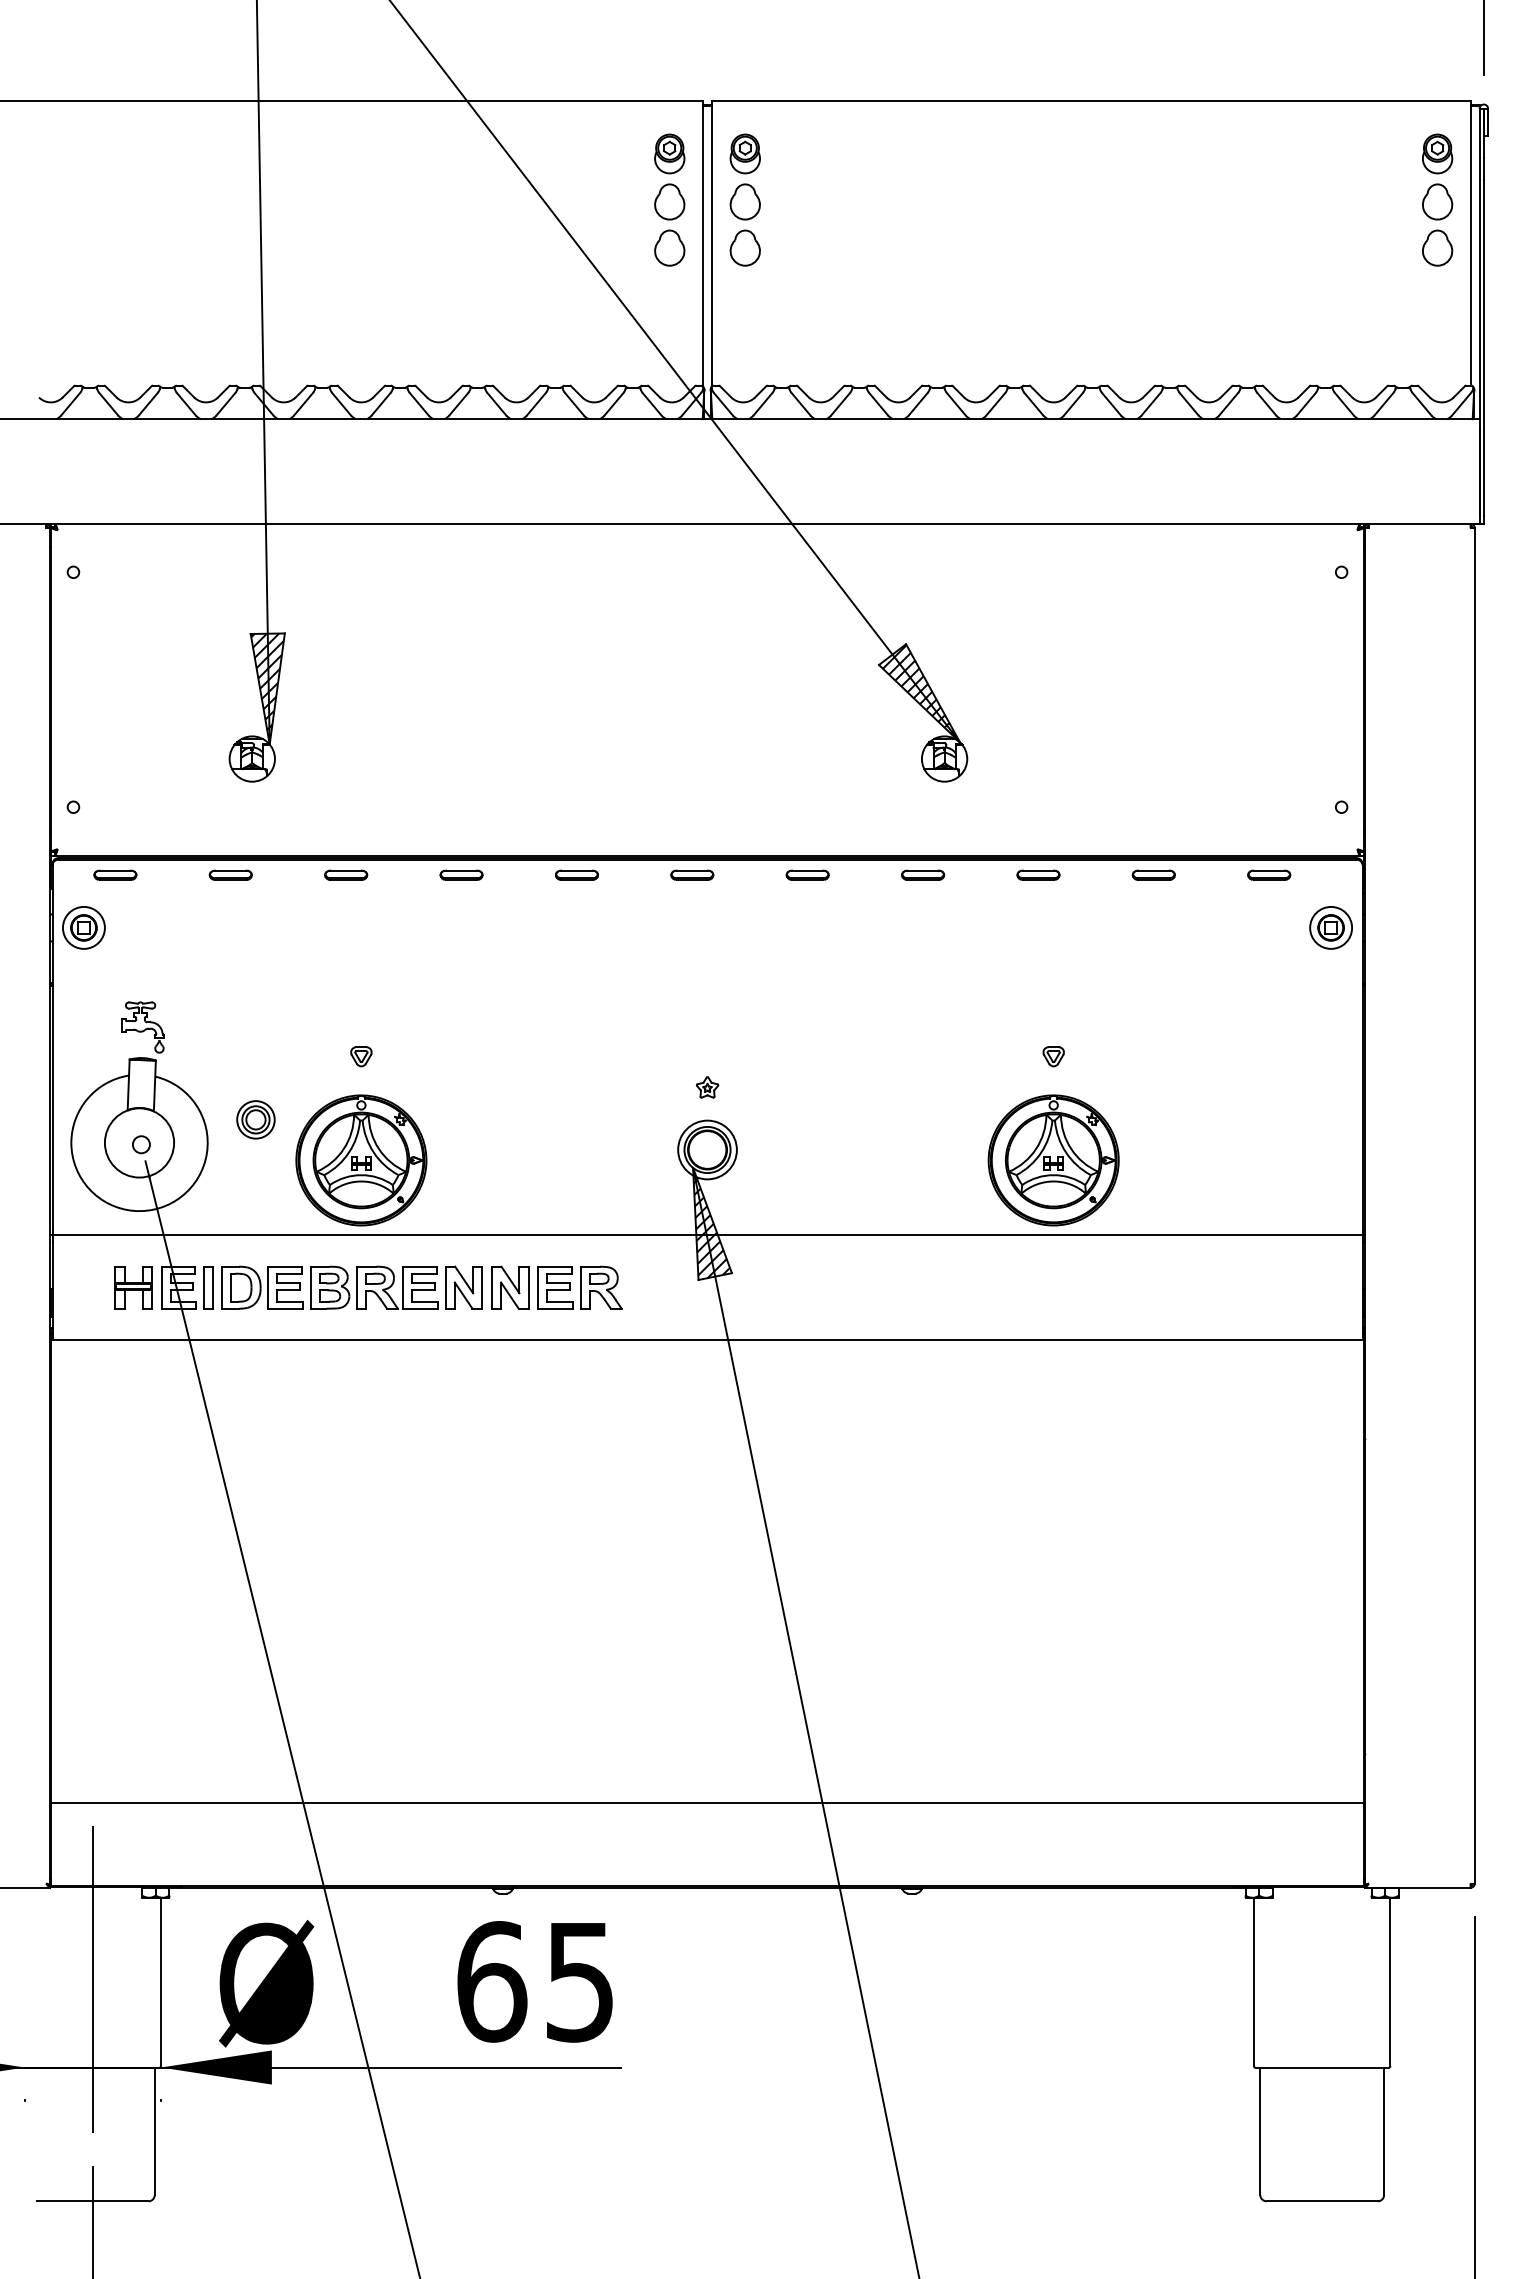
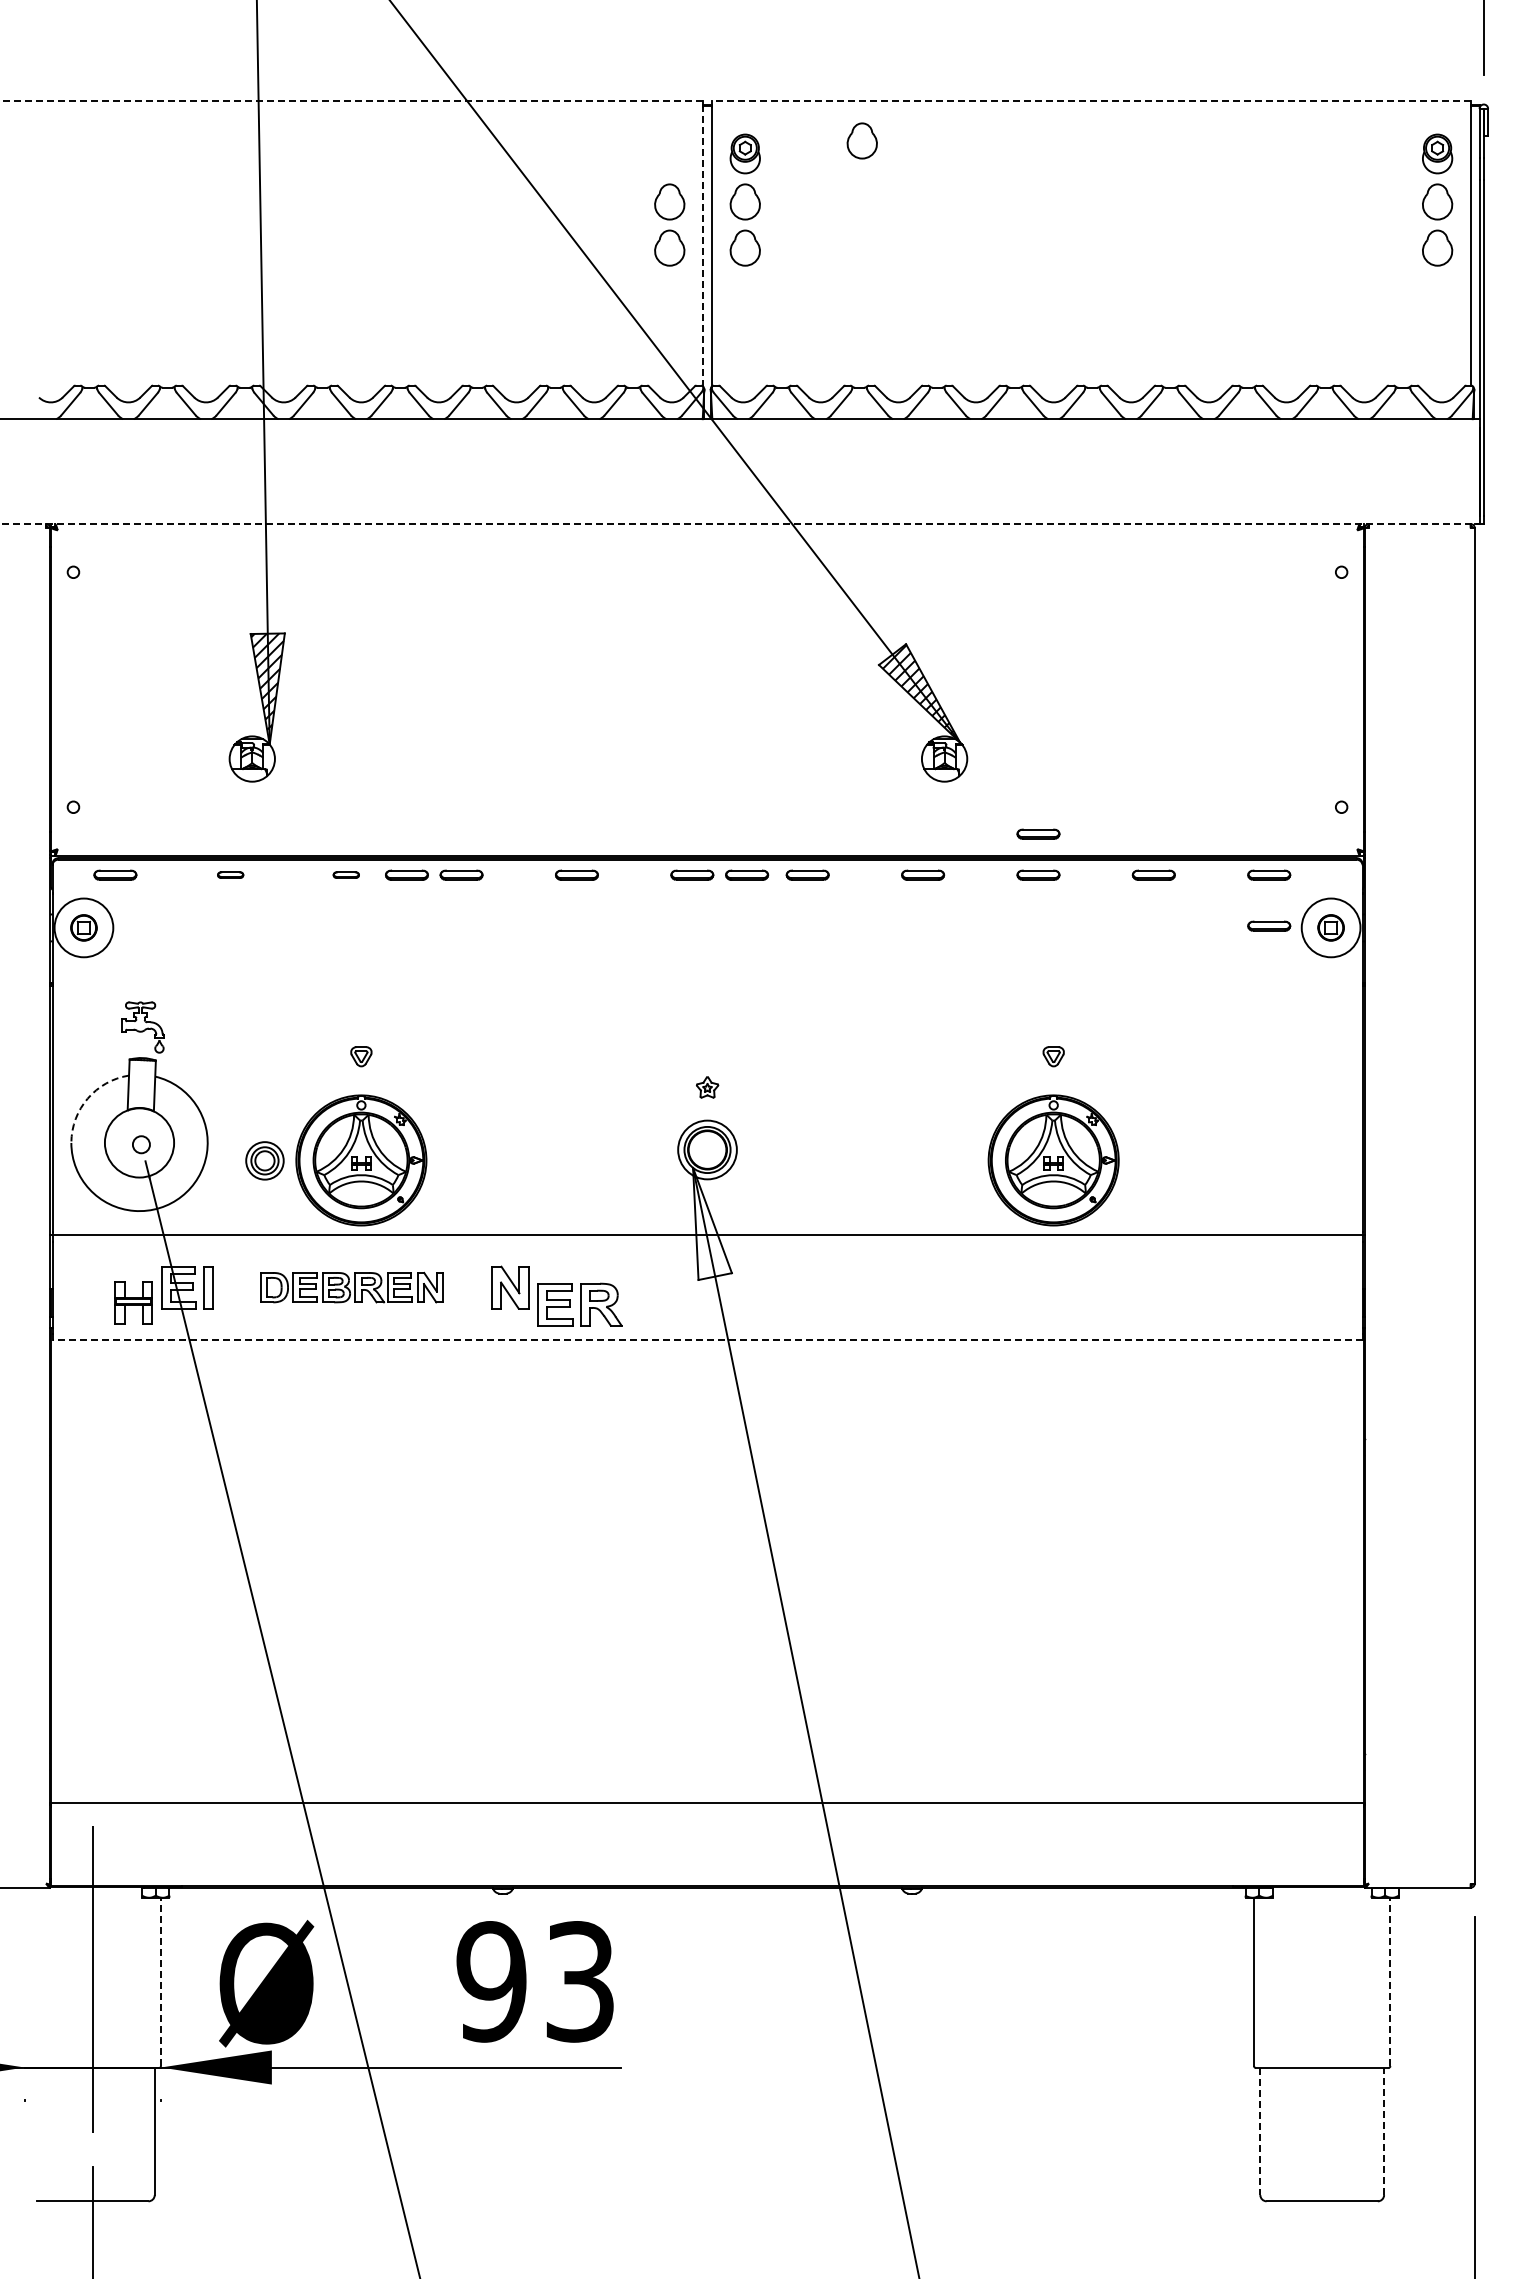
line: solid -> dashed (351, 101)
line: solid -> dashed (1091, 101)
part: none -> present (861, 140)
part: present -> none (669, 153)
line: solid -> dashed (703, 247)
line: solid -> dashed (740, 524)
part: none -> present (1038, 833)
part size: 45x12 px -> 28x8 px (230, 874)
part size: 45x12 px -> 28x8 px (345, 874)
part: none -> present (406, 874)
part: none -> present (747, 874)
part: none -> present (1269, 925)
circle diameter: 42 px -> 59 px (83, 927)
circle diameter: 42 px -> 59 px (1330, 927)
arc: solid -> dashed (87, 1098)
part position: (255, 1119) -> (264, 1160) (264, 1160)
hatch: present -> none (711, 1224)
part position: (133, 1287) -> (133, 1302) (133, 1302)
part size: 262x45 px -> 184x33 px (351, 1287)
part position: (579, 1287) -> (579, 1304) (579, 1304)
line: solid -> dashed (707, 1340)
line: solid -> dashed (161, 1981)
text: 65 -> 93 (534, 1981)
line: solid -> dashed (1390, 1981)
line: solid -> dashed (1384, 2131)
line: solid -> dashed (1260, 2132)
